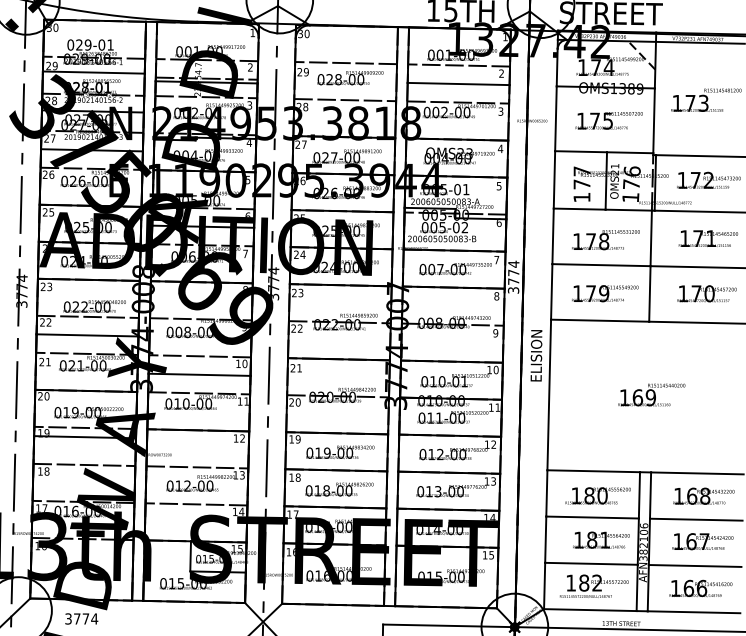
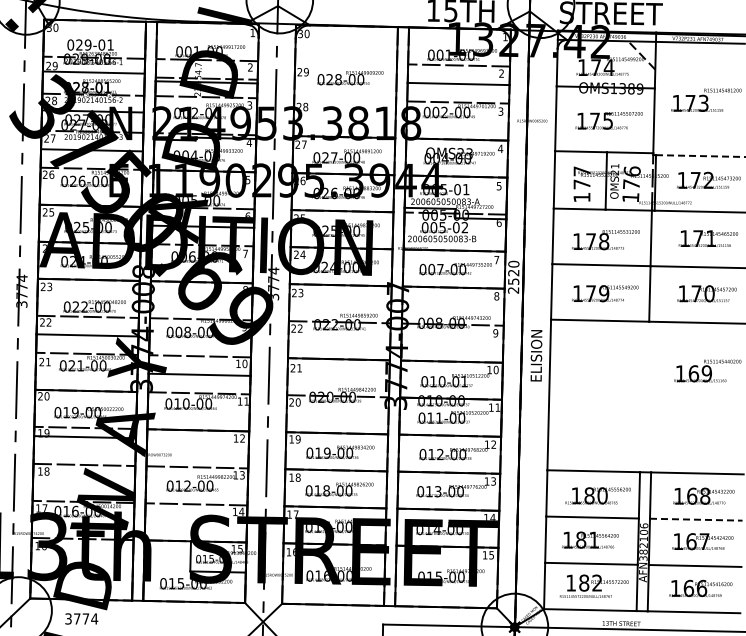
line: present -> none (346, 63)
line: present -> none (345, 100)
line: solid -> dashed (700, 156)
text: 3774 -> 2520 (513, 276)
text position: (651, 394) -> (707, 370) (707, 370)
line: solid -> dashed (696, 519)
text position: (601, 539) -> (590, 539) (590, 539)
